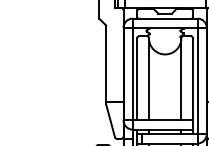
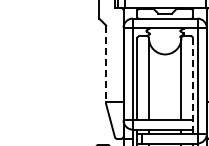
line: solid -> dashed (106, 65)
line: solid -> dashed (192, 86)
